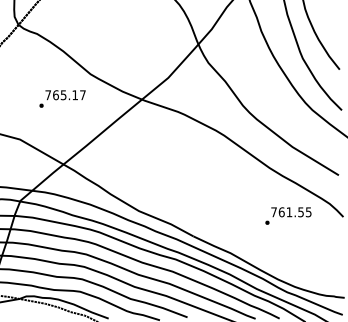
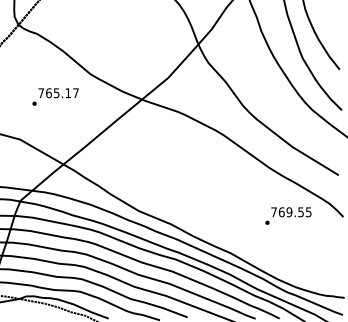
text position: (62, 98) -> (55, 96) (55, 96)
text: 761.55 -> 769.55 (289, 212)
